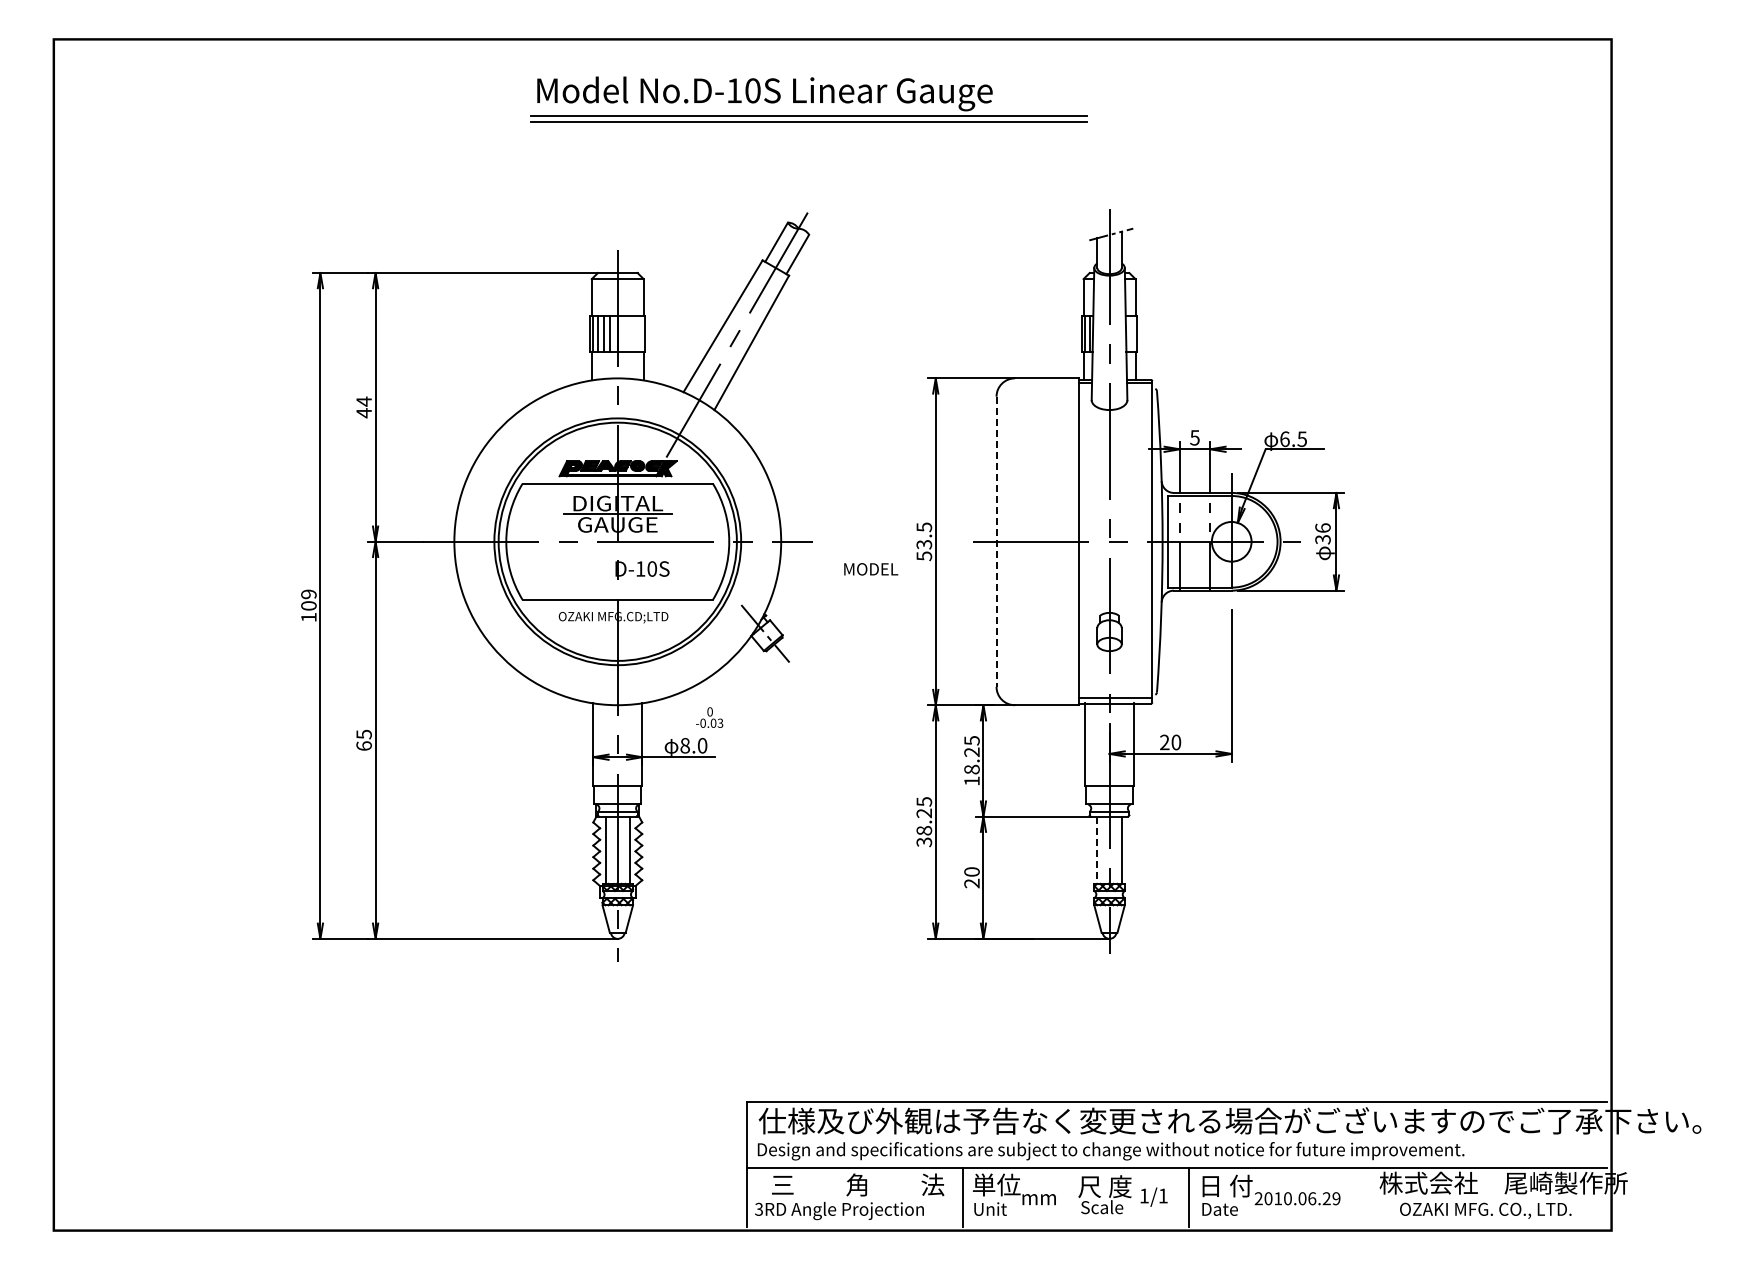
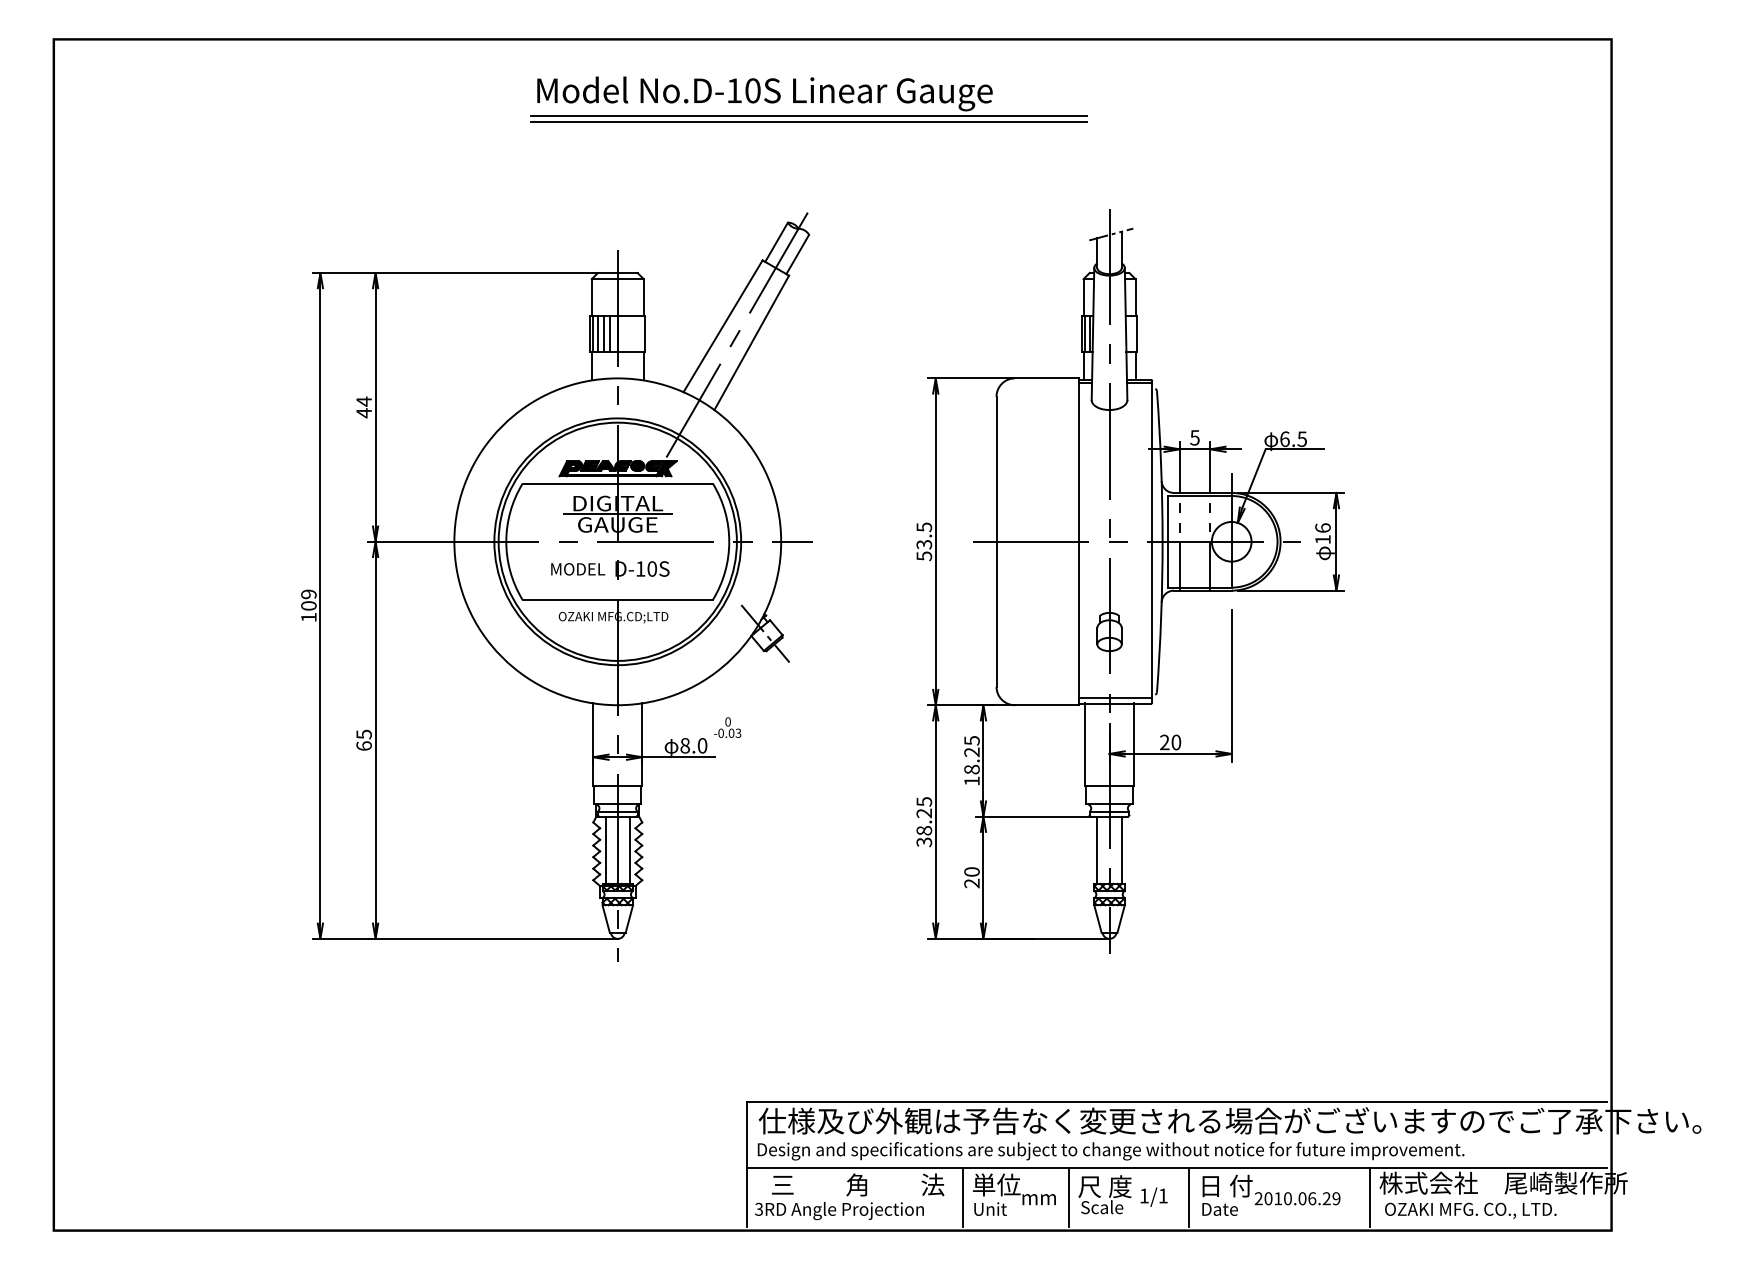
text: 36 -> 16 (1322, 539)
line: dashed -> solid (996, 542)
text position: (871, 569) -> (578, 569) (578, 569)
text position: (709, 717) -> (727, 727) (727, 727)
line: dashed -> solid (1097, 850)
line: none -> present (1069, 1196)
line: none -> present (1370, 1196)
text position: (1485, 1210) -> (1470, 1210) (1470, 1210)
